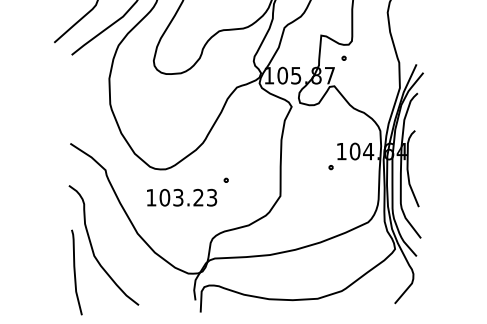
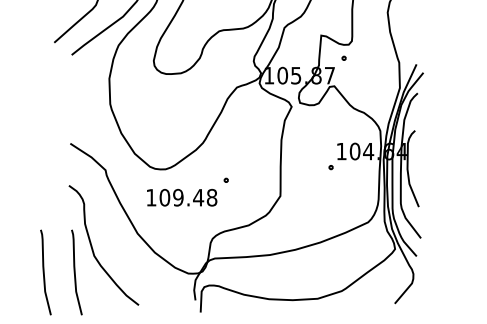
text: 103.23 -> 109.48 (195, 197)
curve: none -> present (44, 272)
